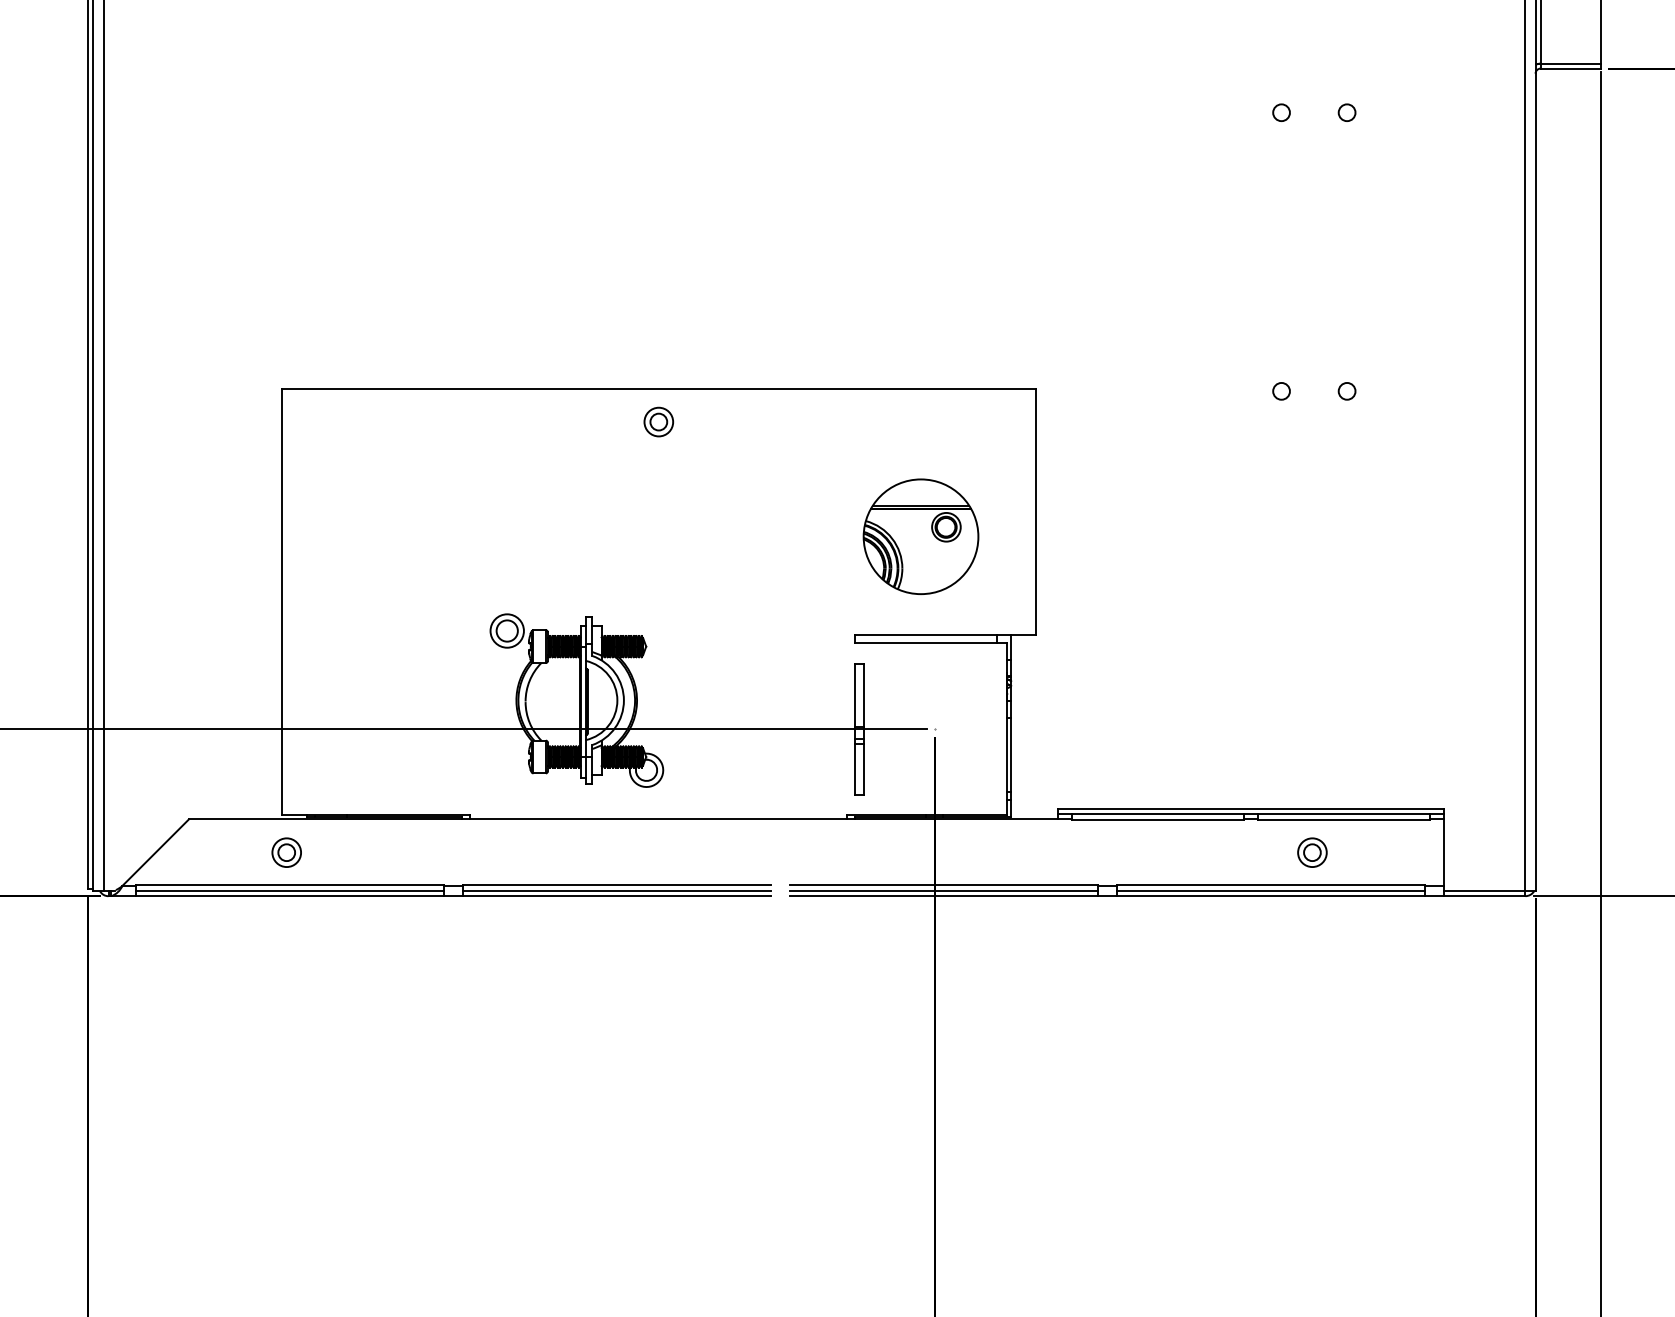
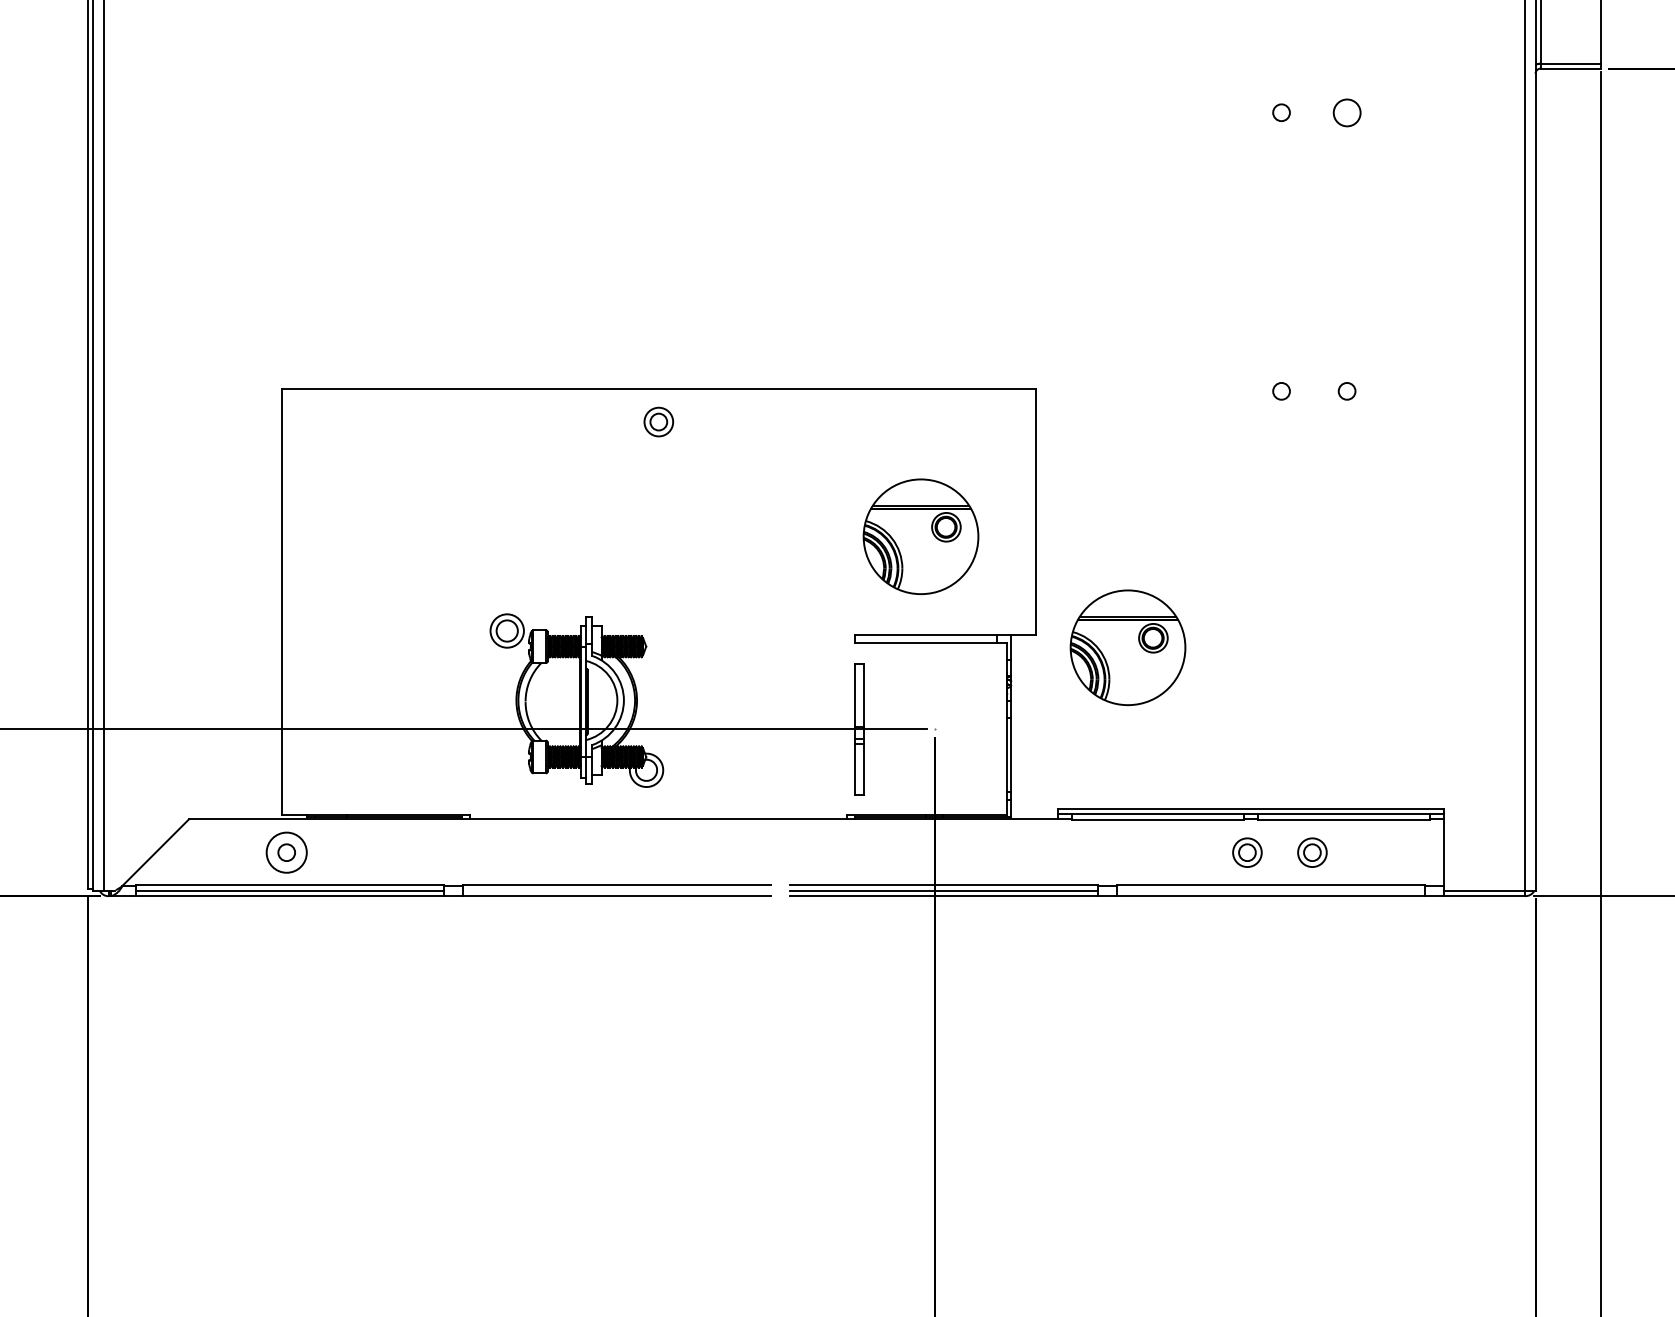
circle size: 20x19 px -> 30x30 px (1346, 112)
part: none -> present (1127, 647)
circle diameter: 29 px -> 40 px (286, 852)
part: none -> present (1247, 852)
line: present -> none (616, 891)
line: present -> none (1270, 891)
